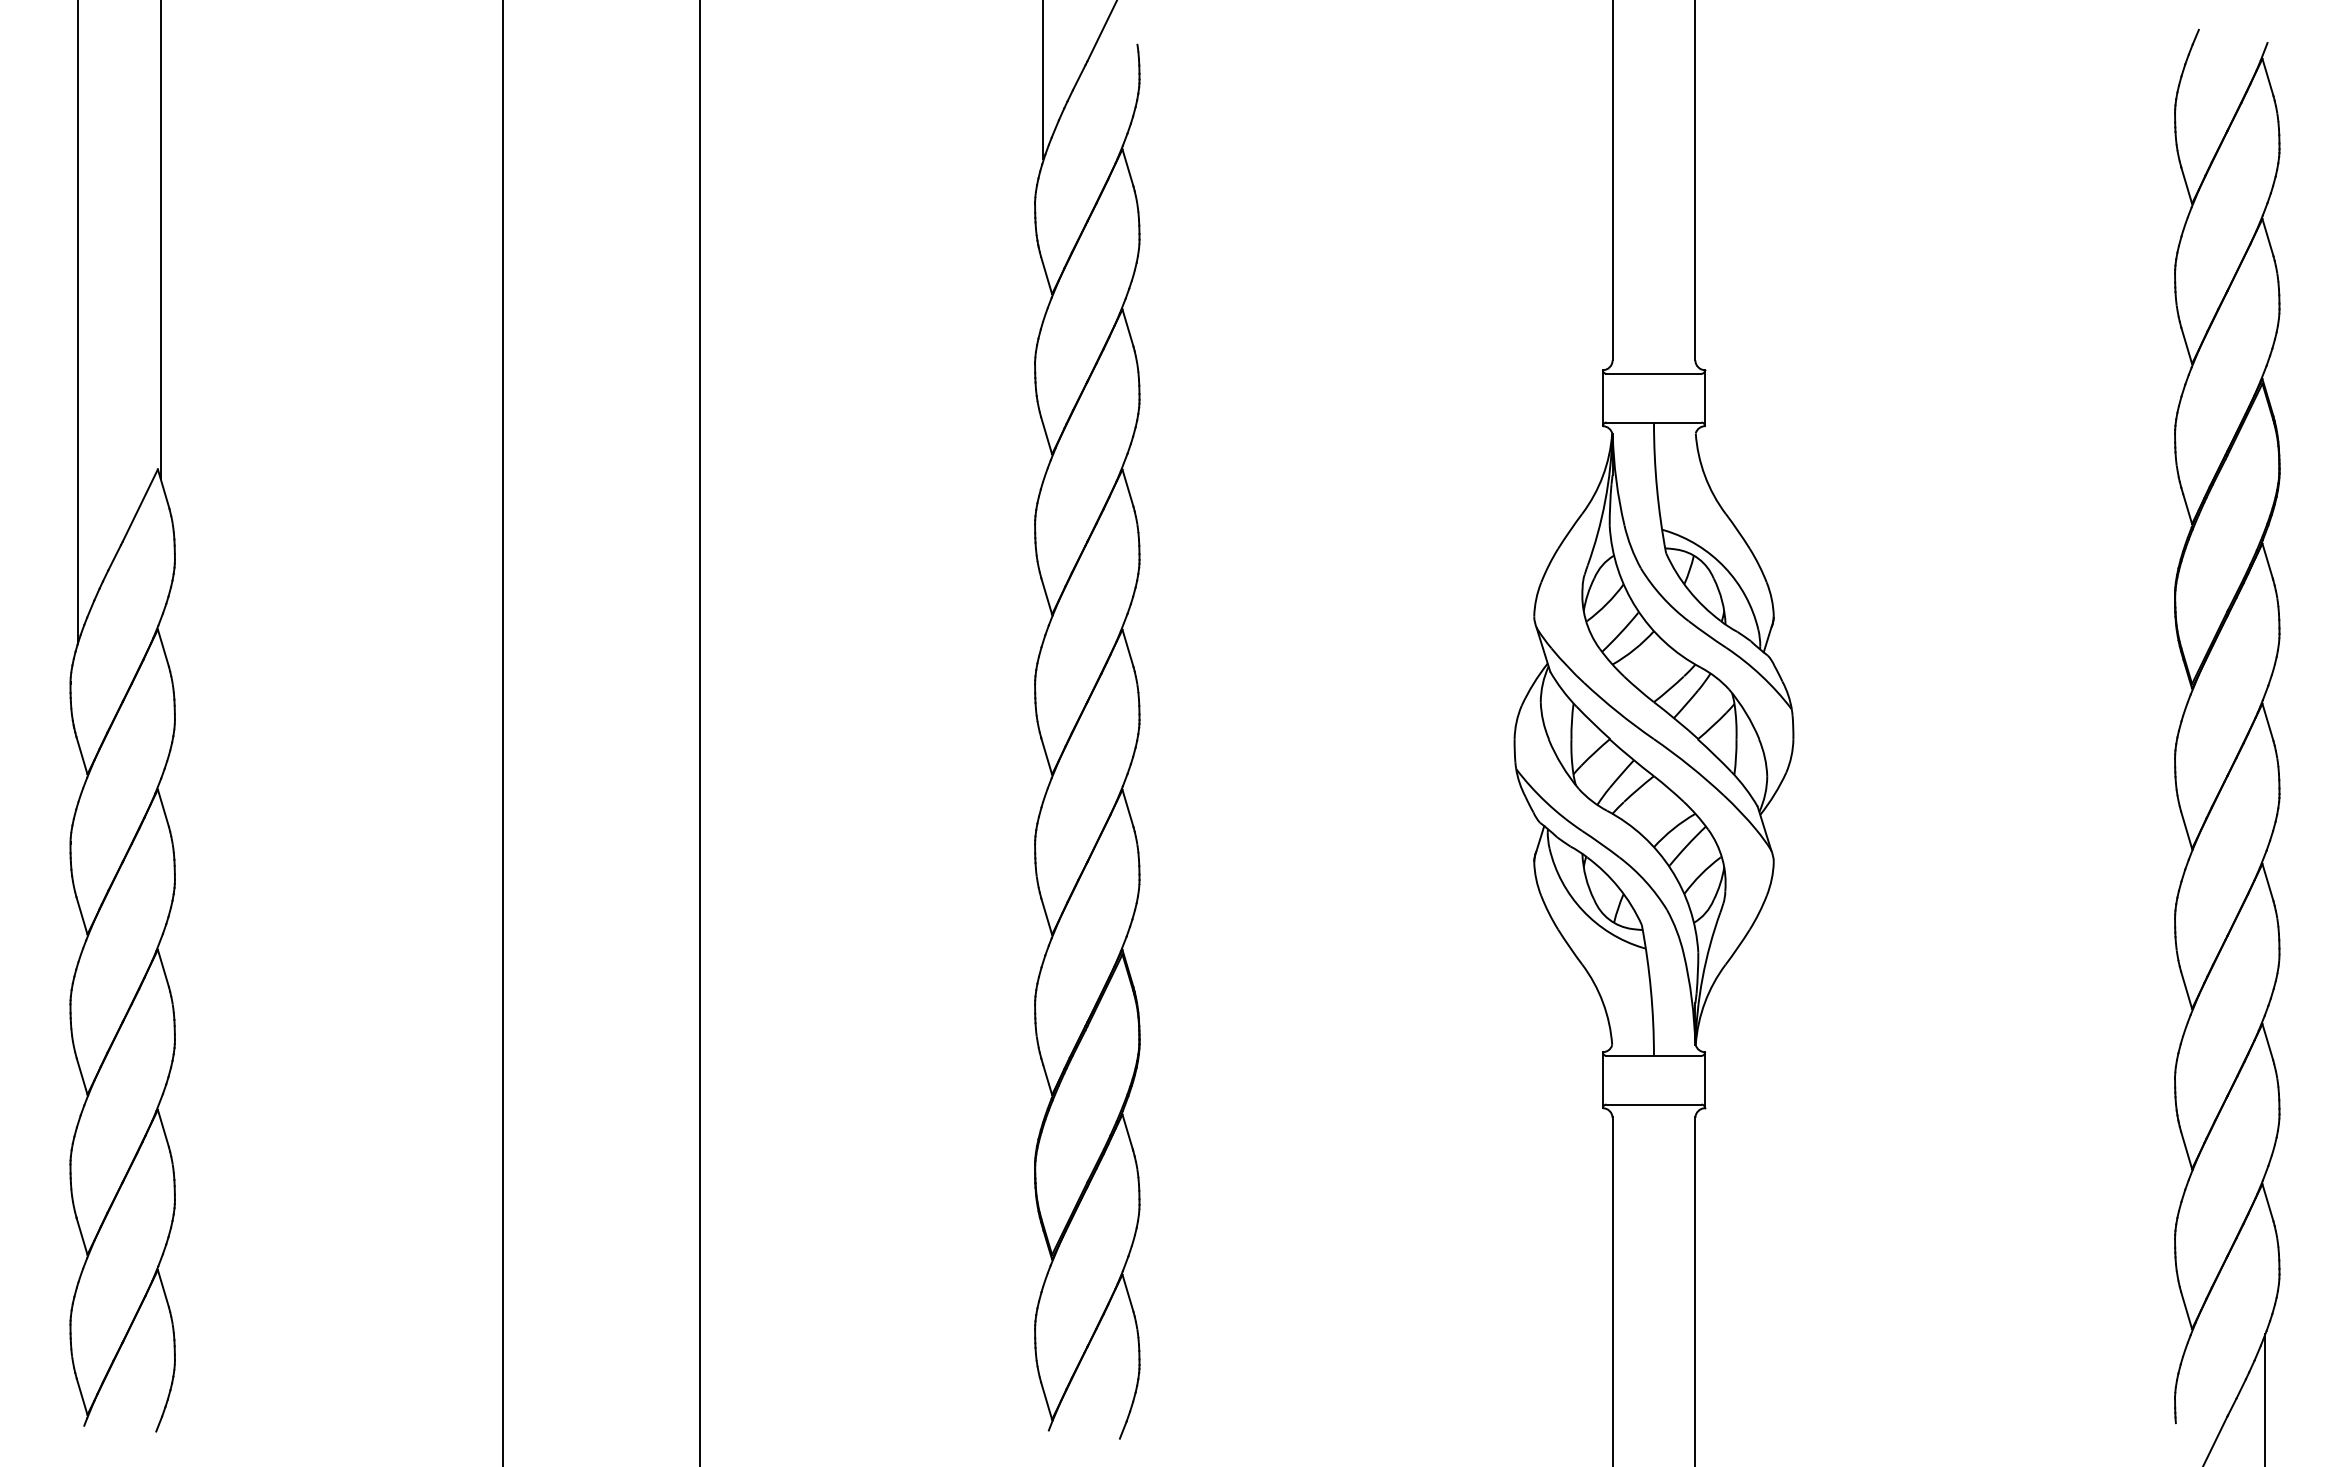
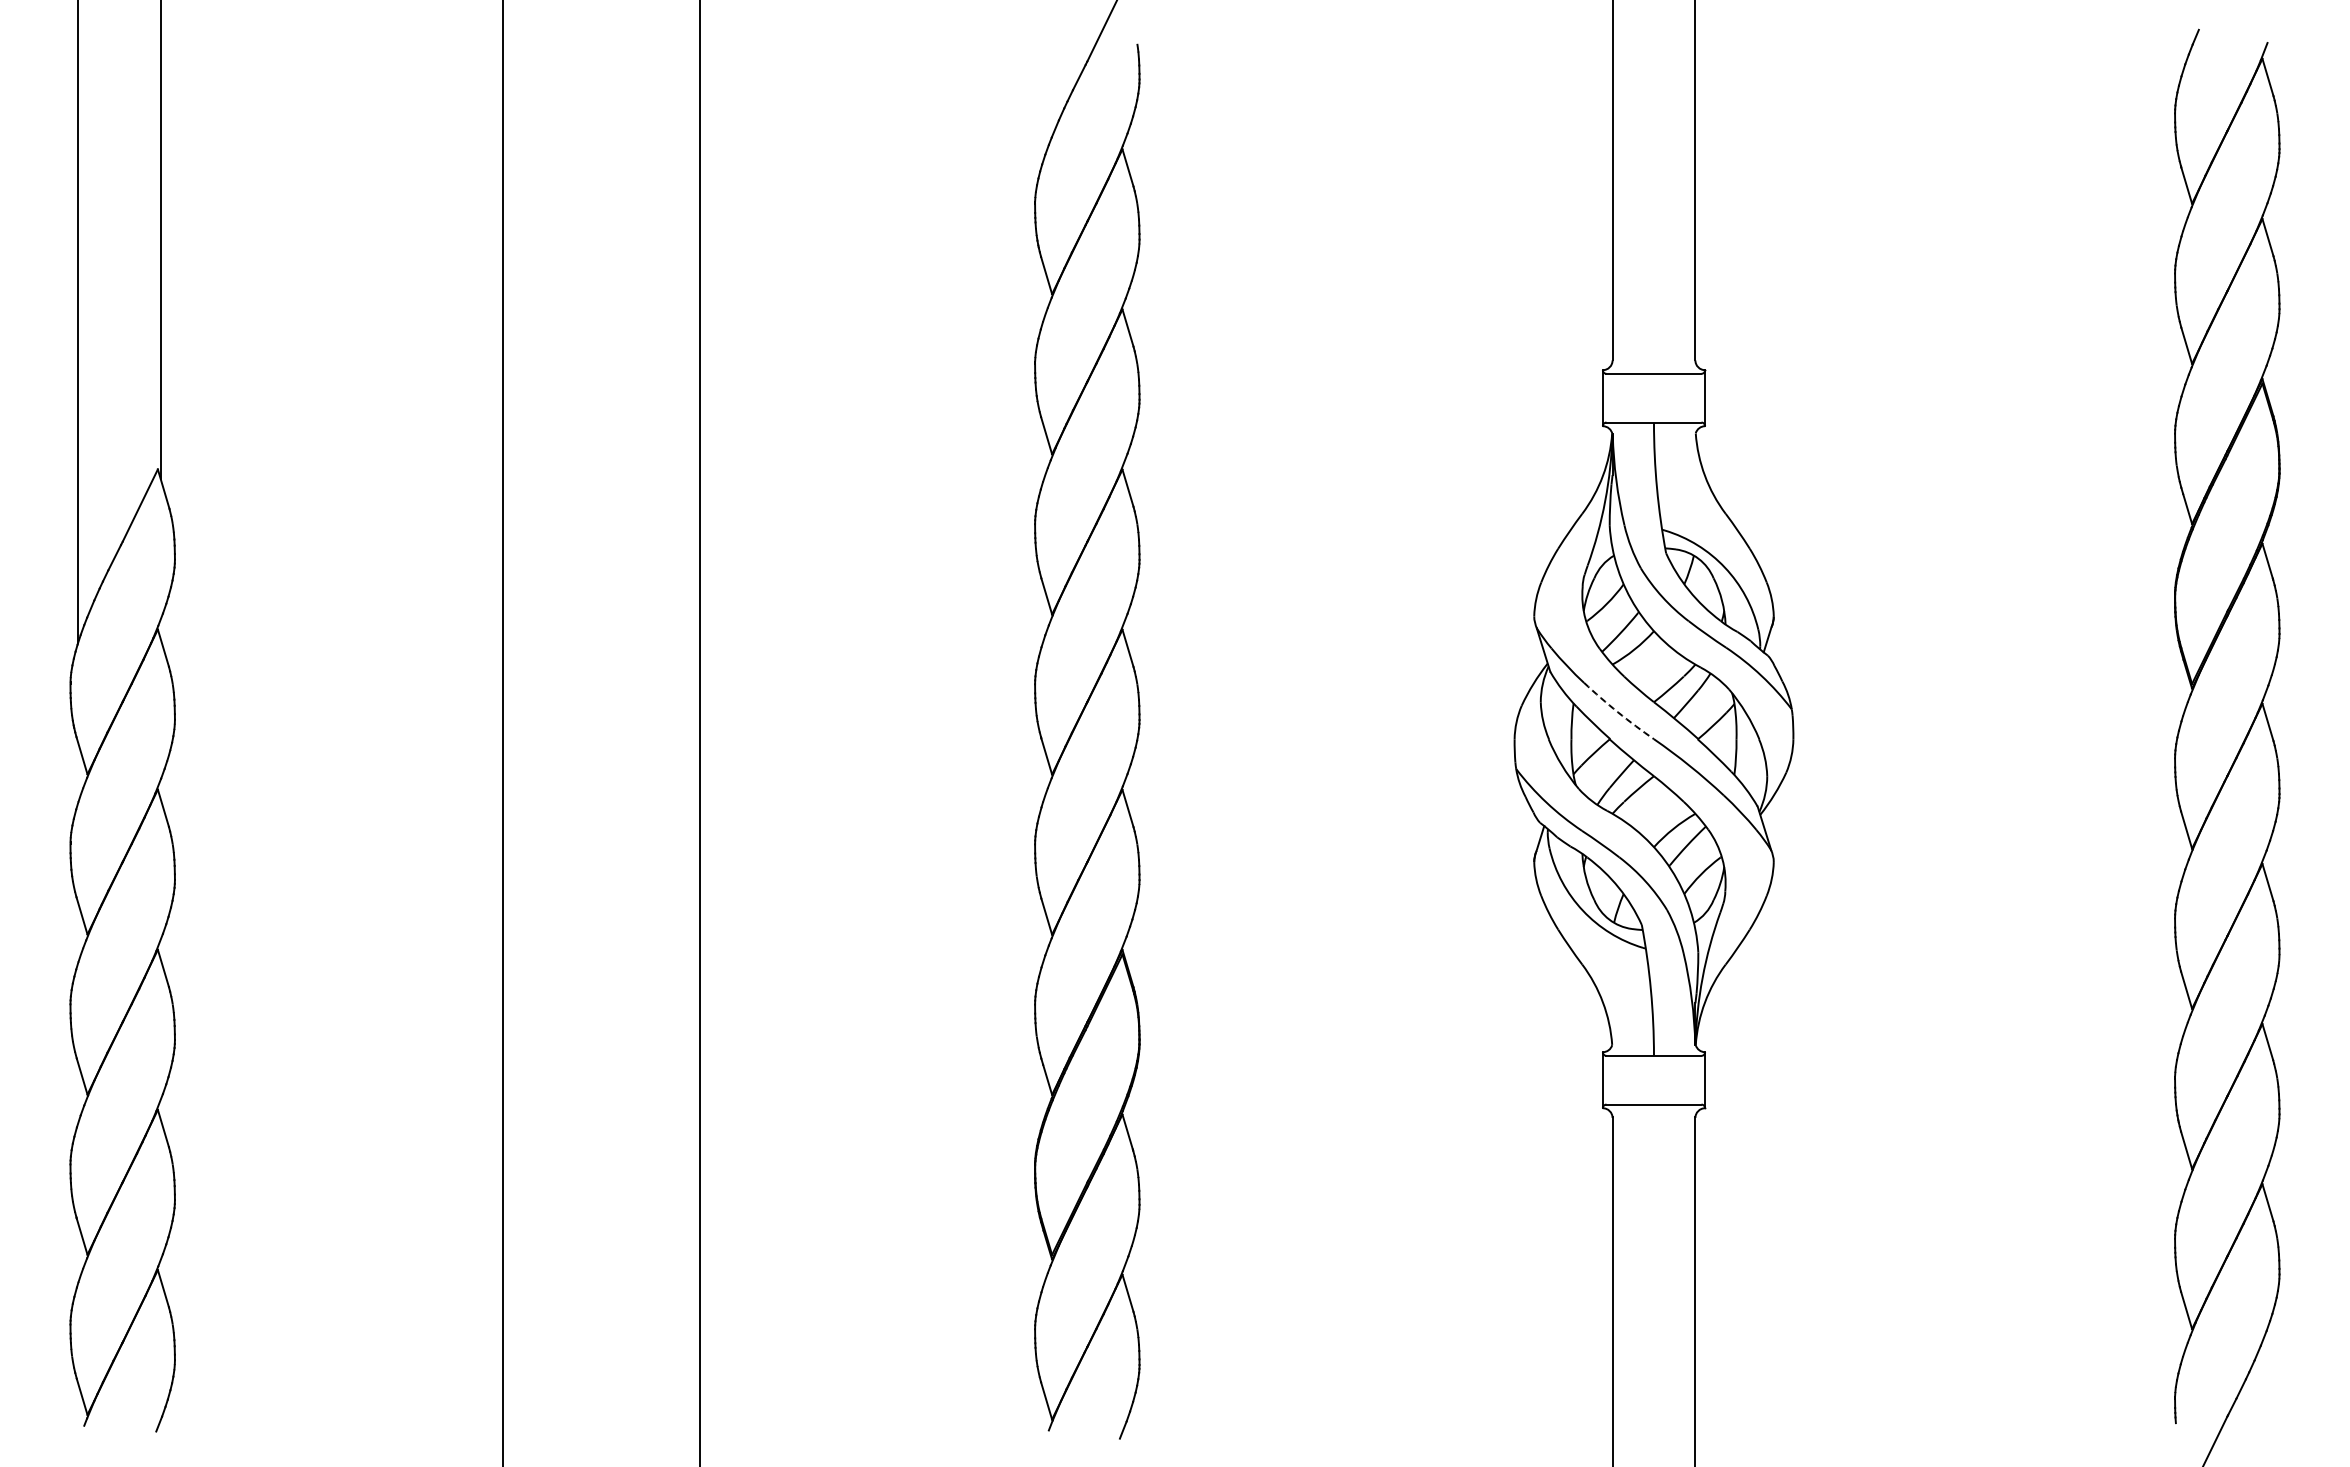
line: present -> none (1042, 80)
arc: solid -> dashed (1618, 712)
line: present -> none (2265, 1398)
